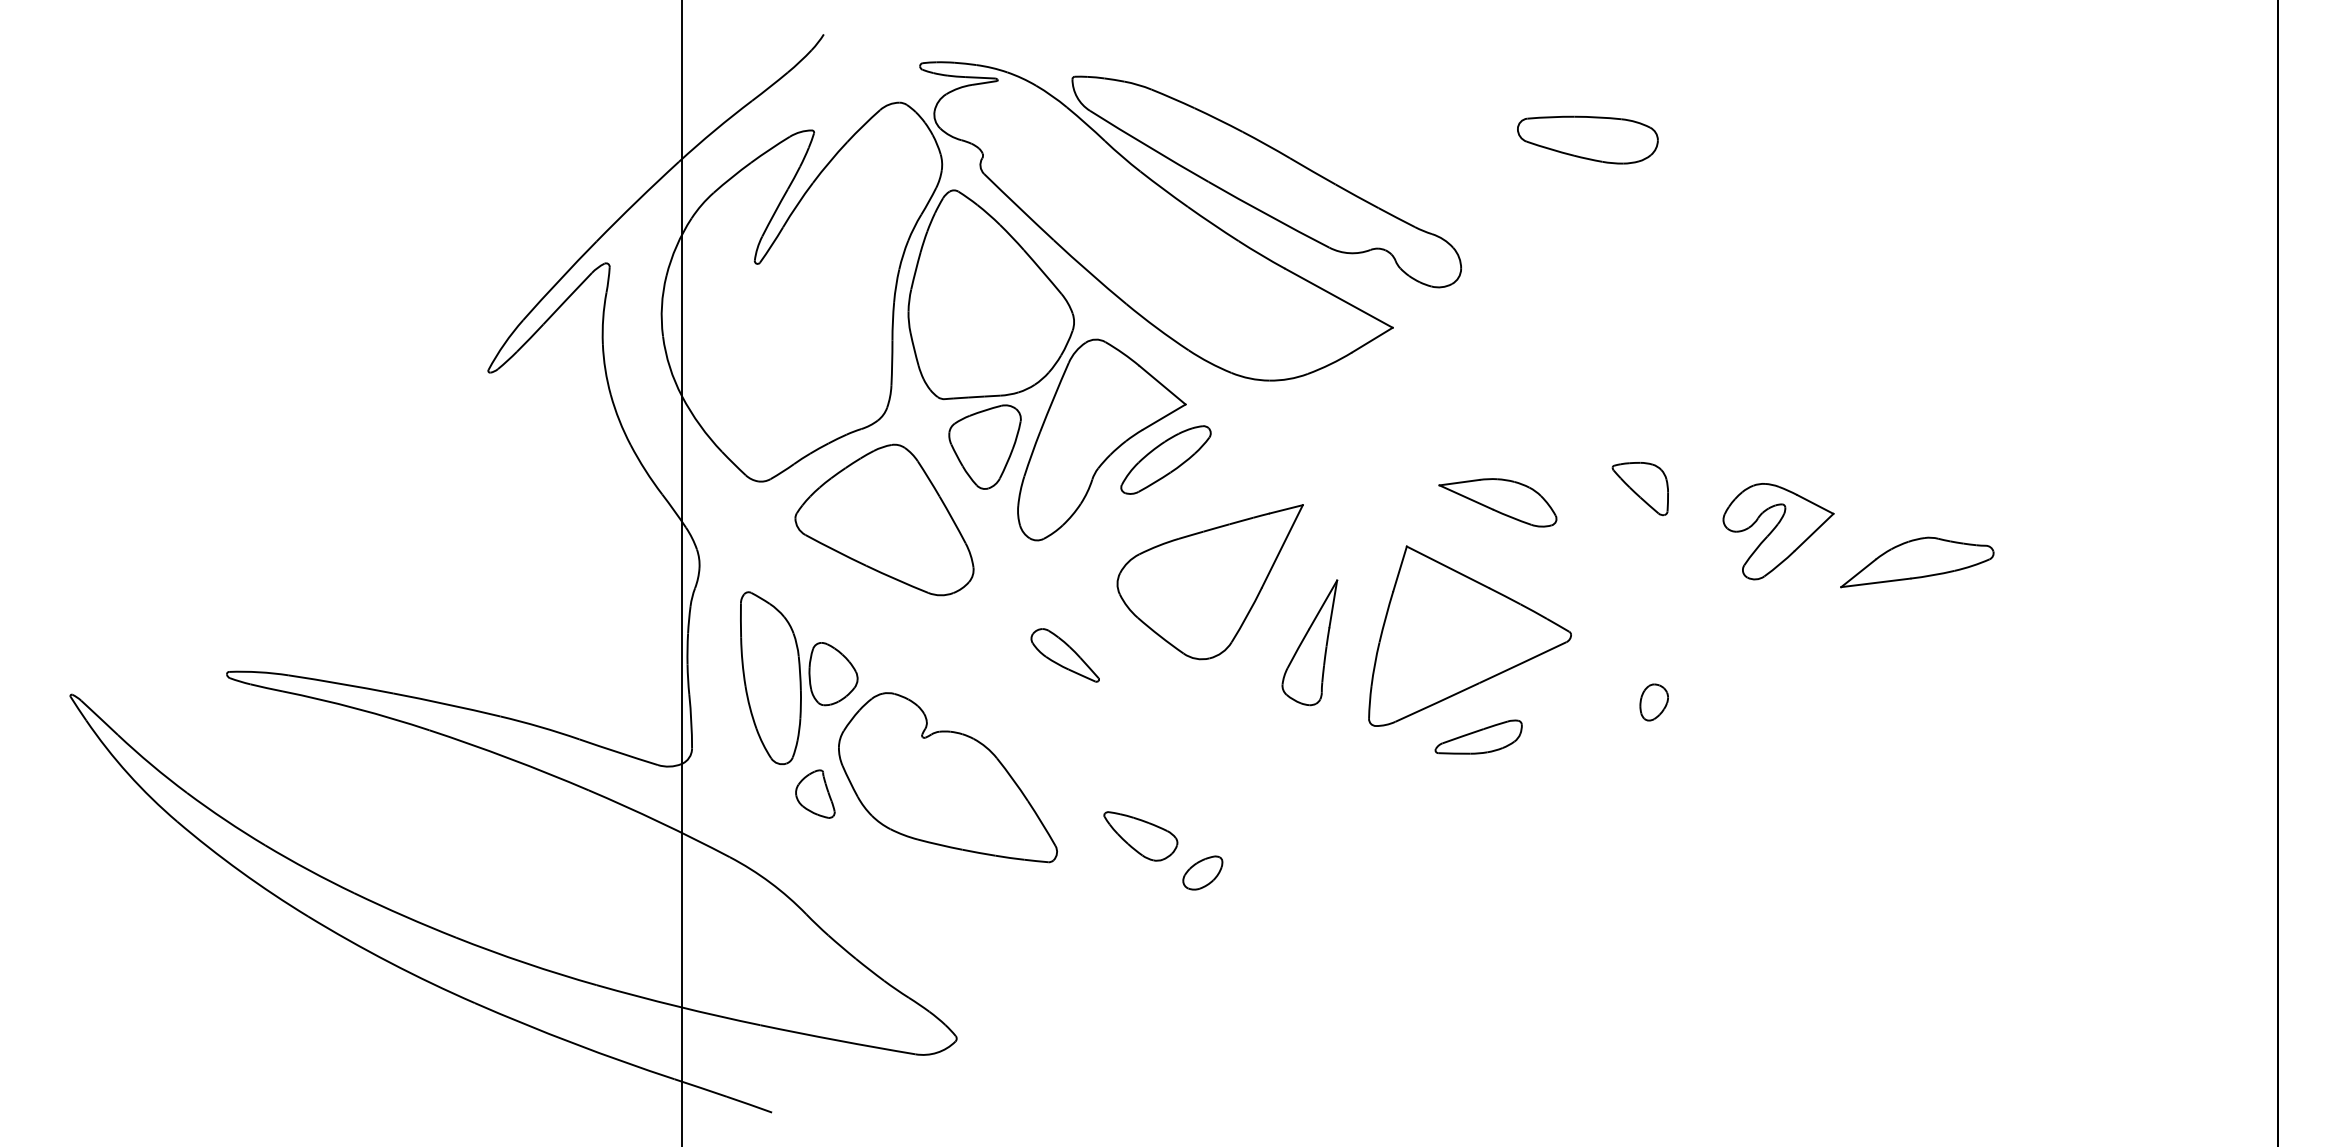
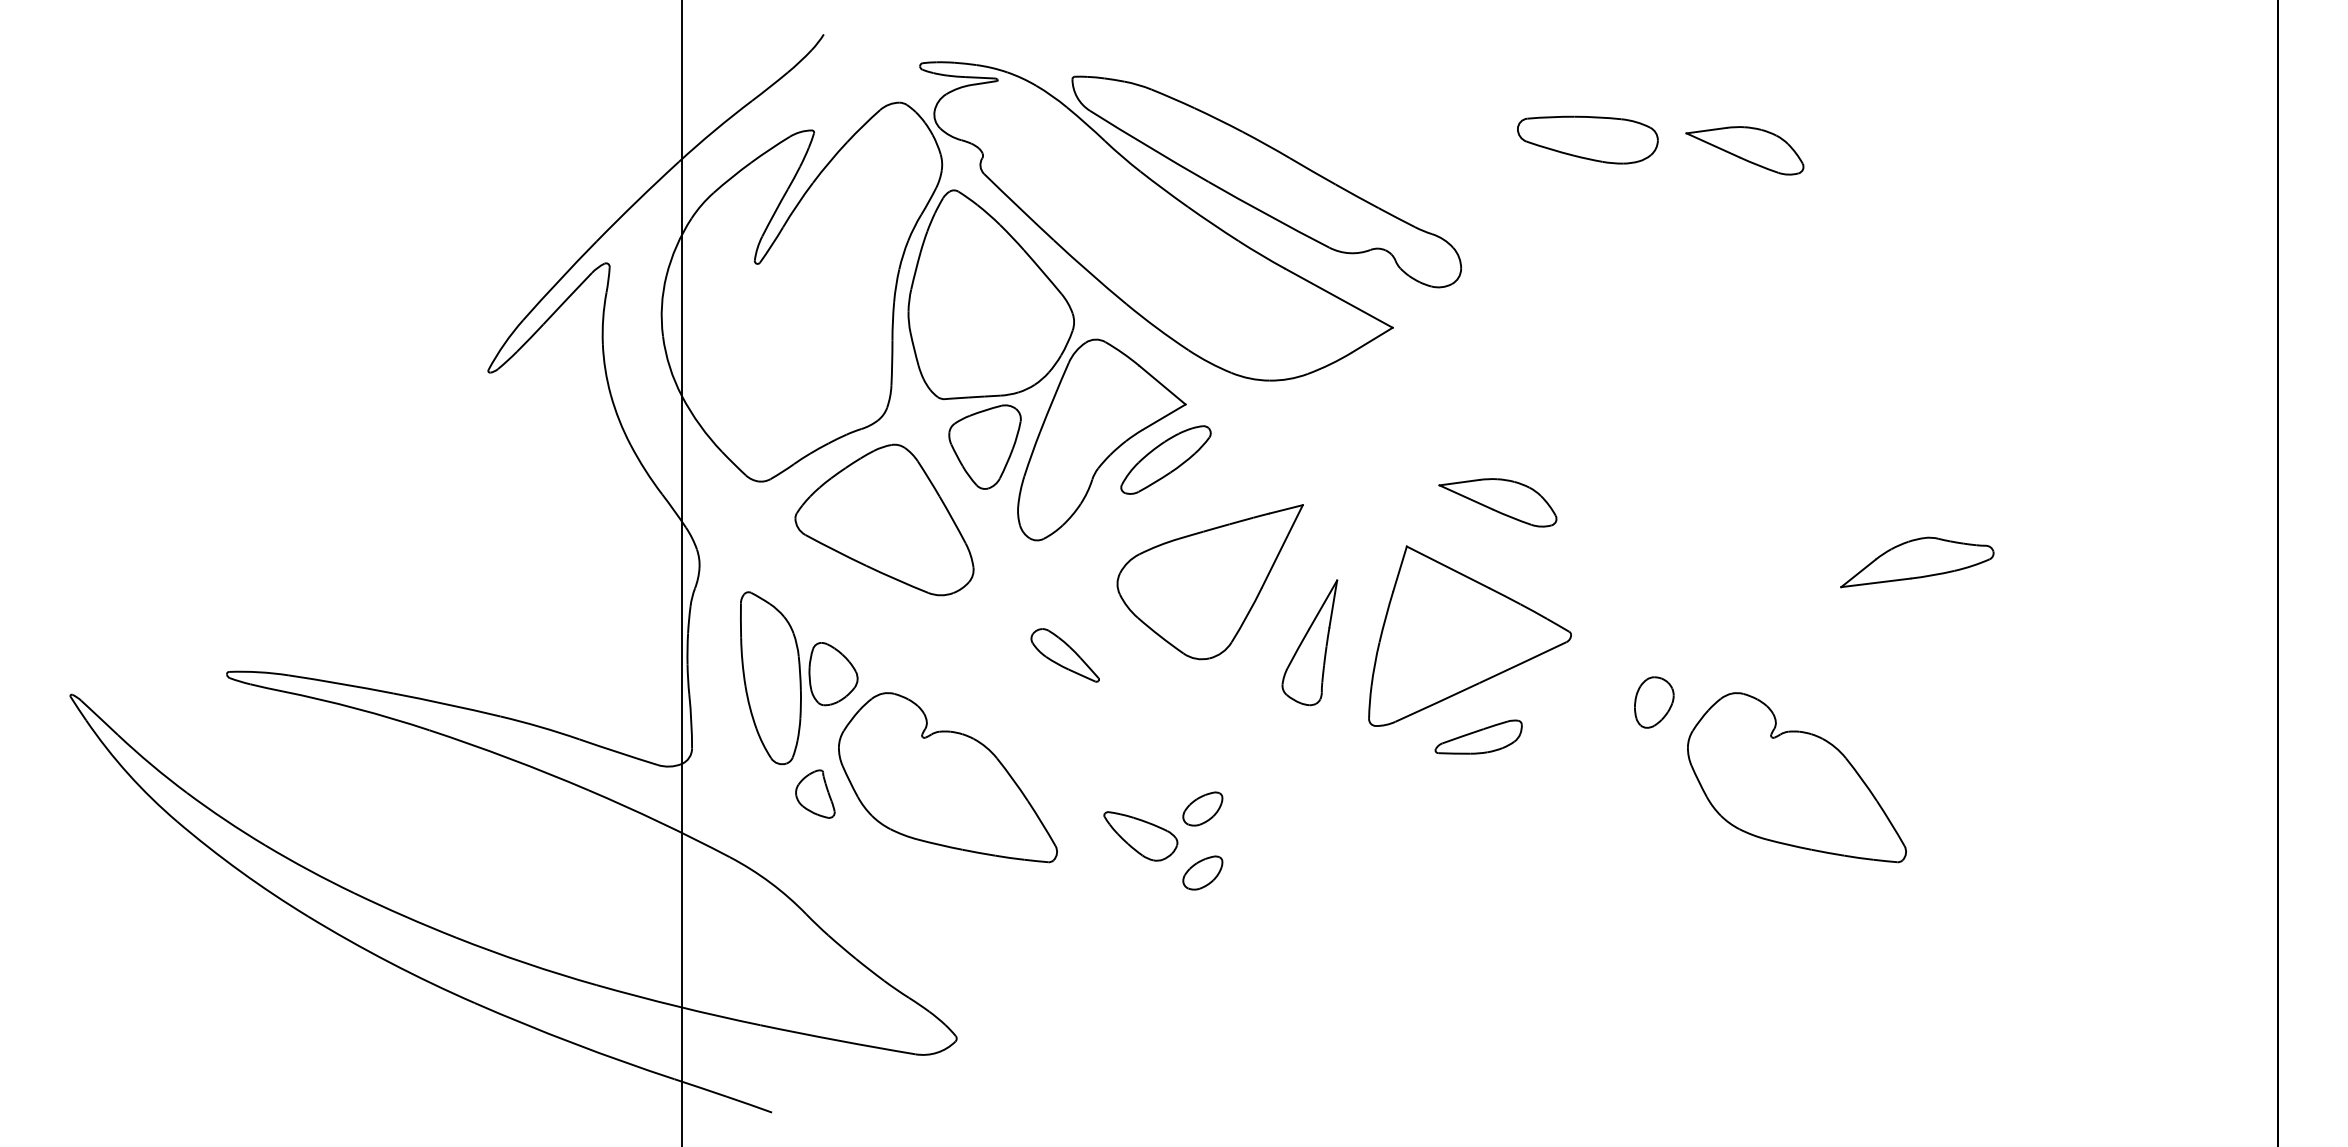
part: none -> present (1744, 150)
part: present -> none (1639, 489)
part: present -> none (1778, 531)
part size: 30x39 px -> 41x53 px (1654, 702)
part: none -> present (1796, 777)
part: none -> present (1202, 808)
